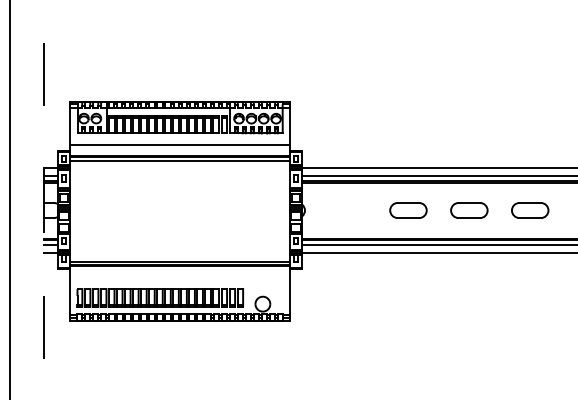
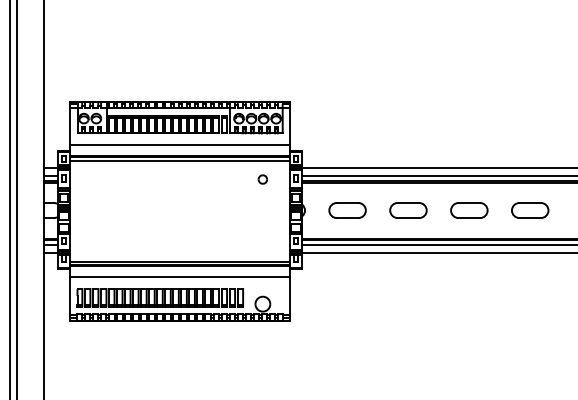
part: none -> present (262, 179)
line: none -> present (17, 199)
line: dashed -> solid (43, 199)
part: none -> present (347, 210)
line: none -> present (179, 277)
